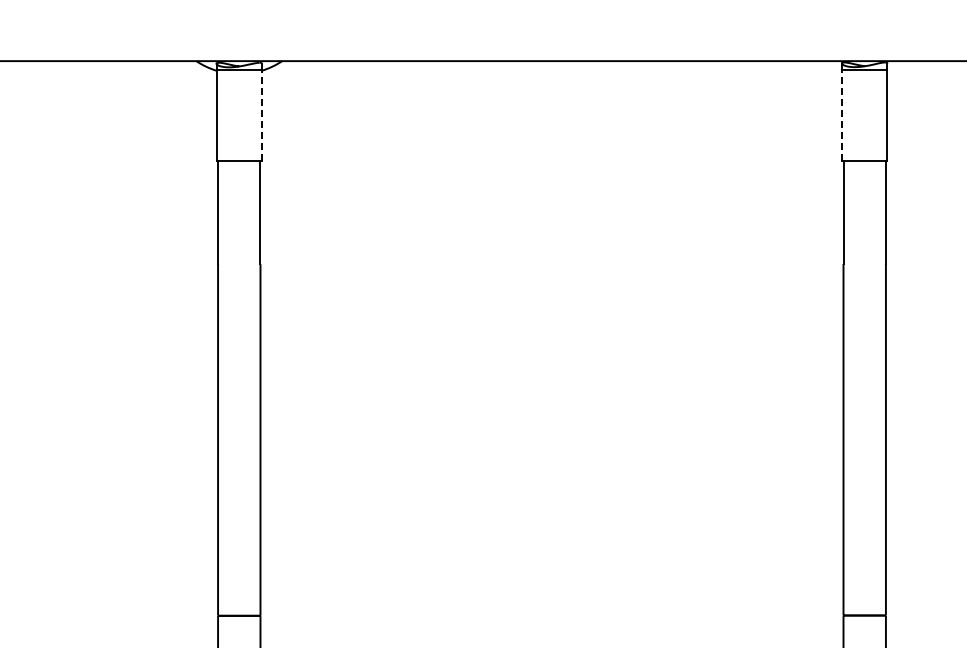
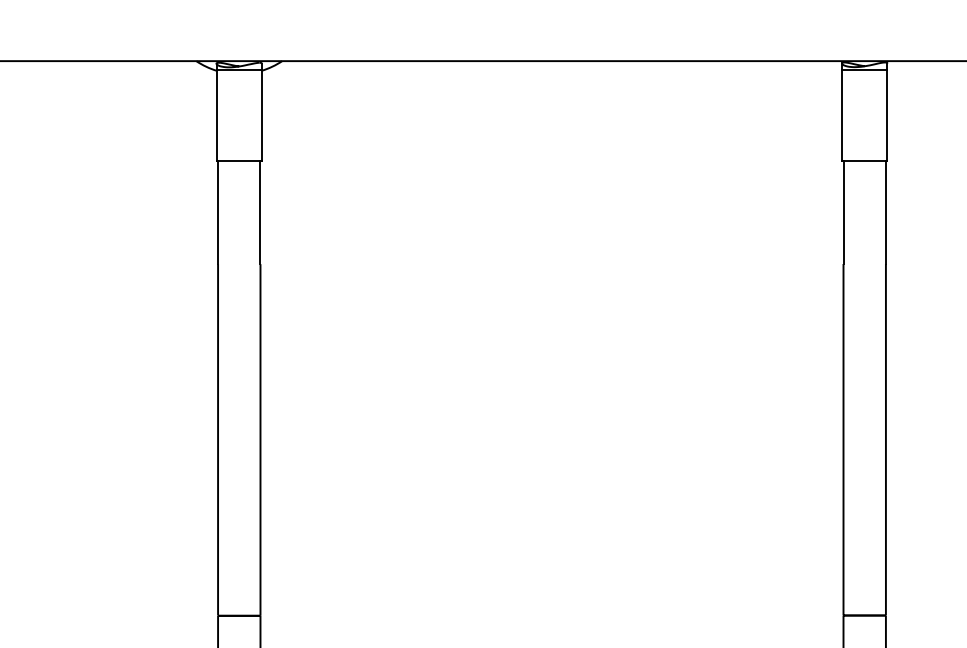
line: dashed -> solid (262, 114)
line: dashed -> solid (841, 114)
